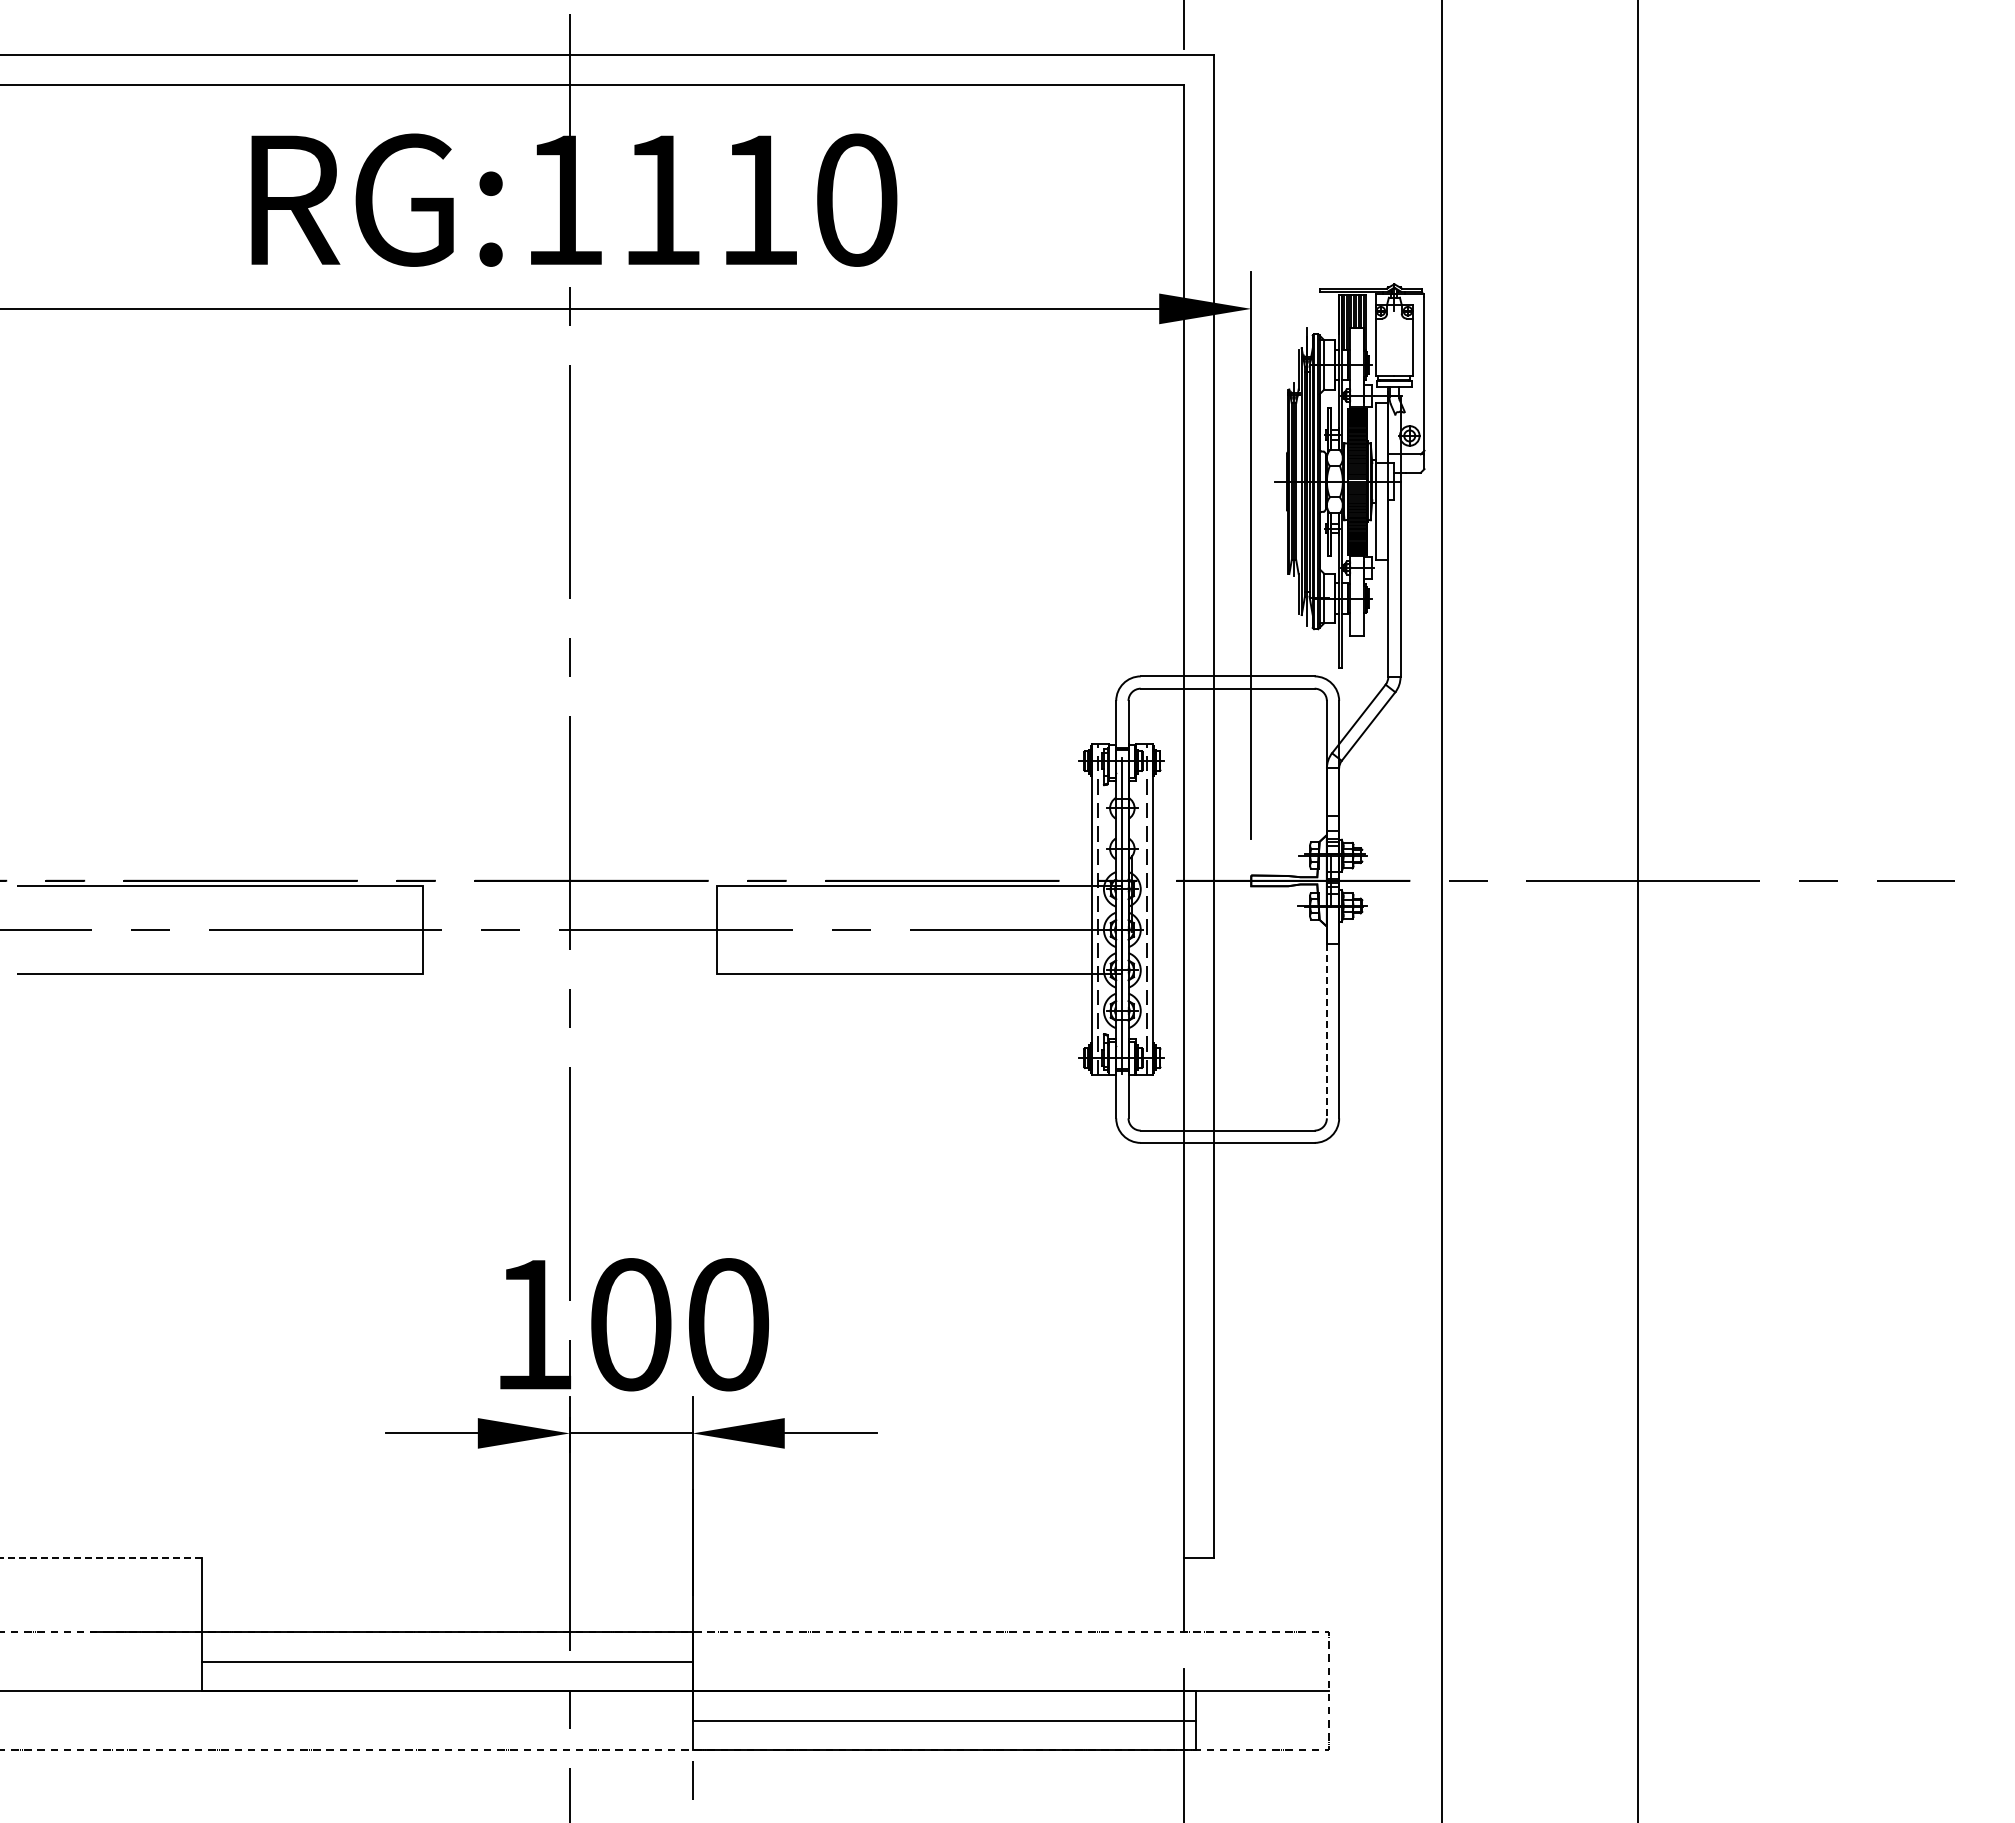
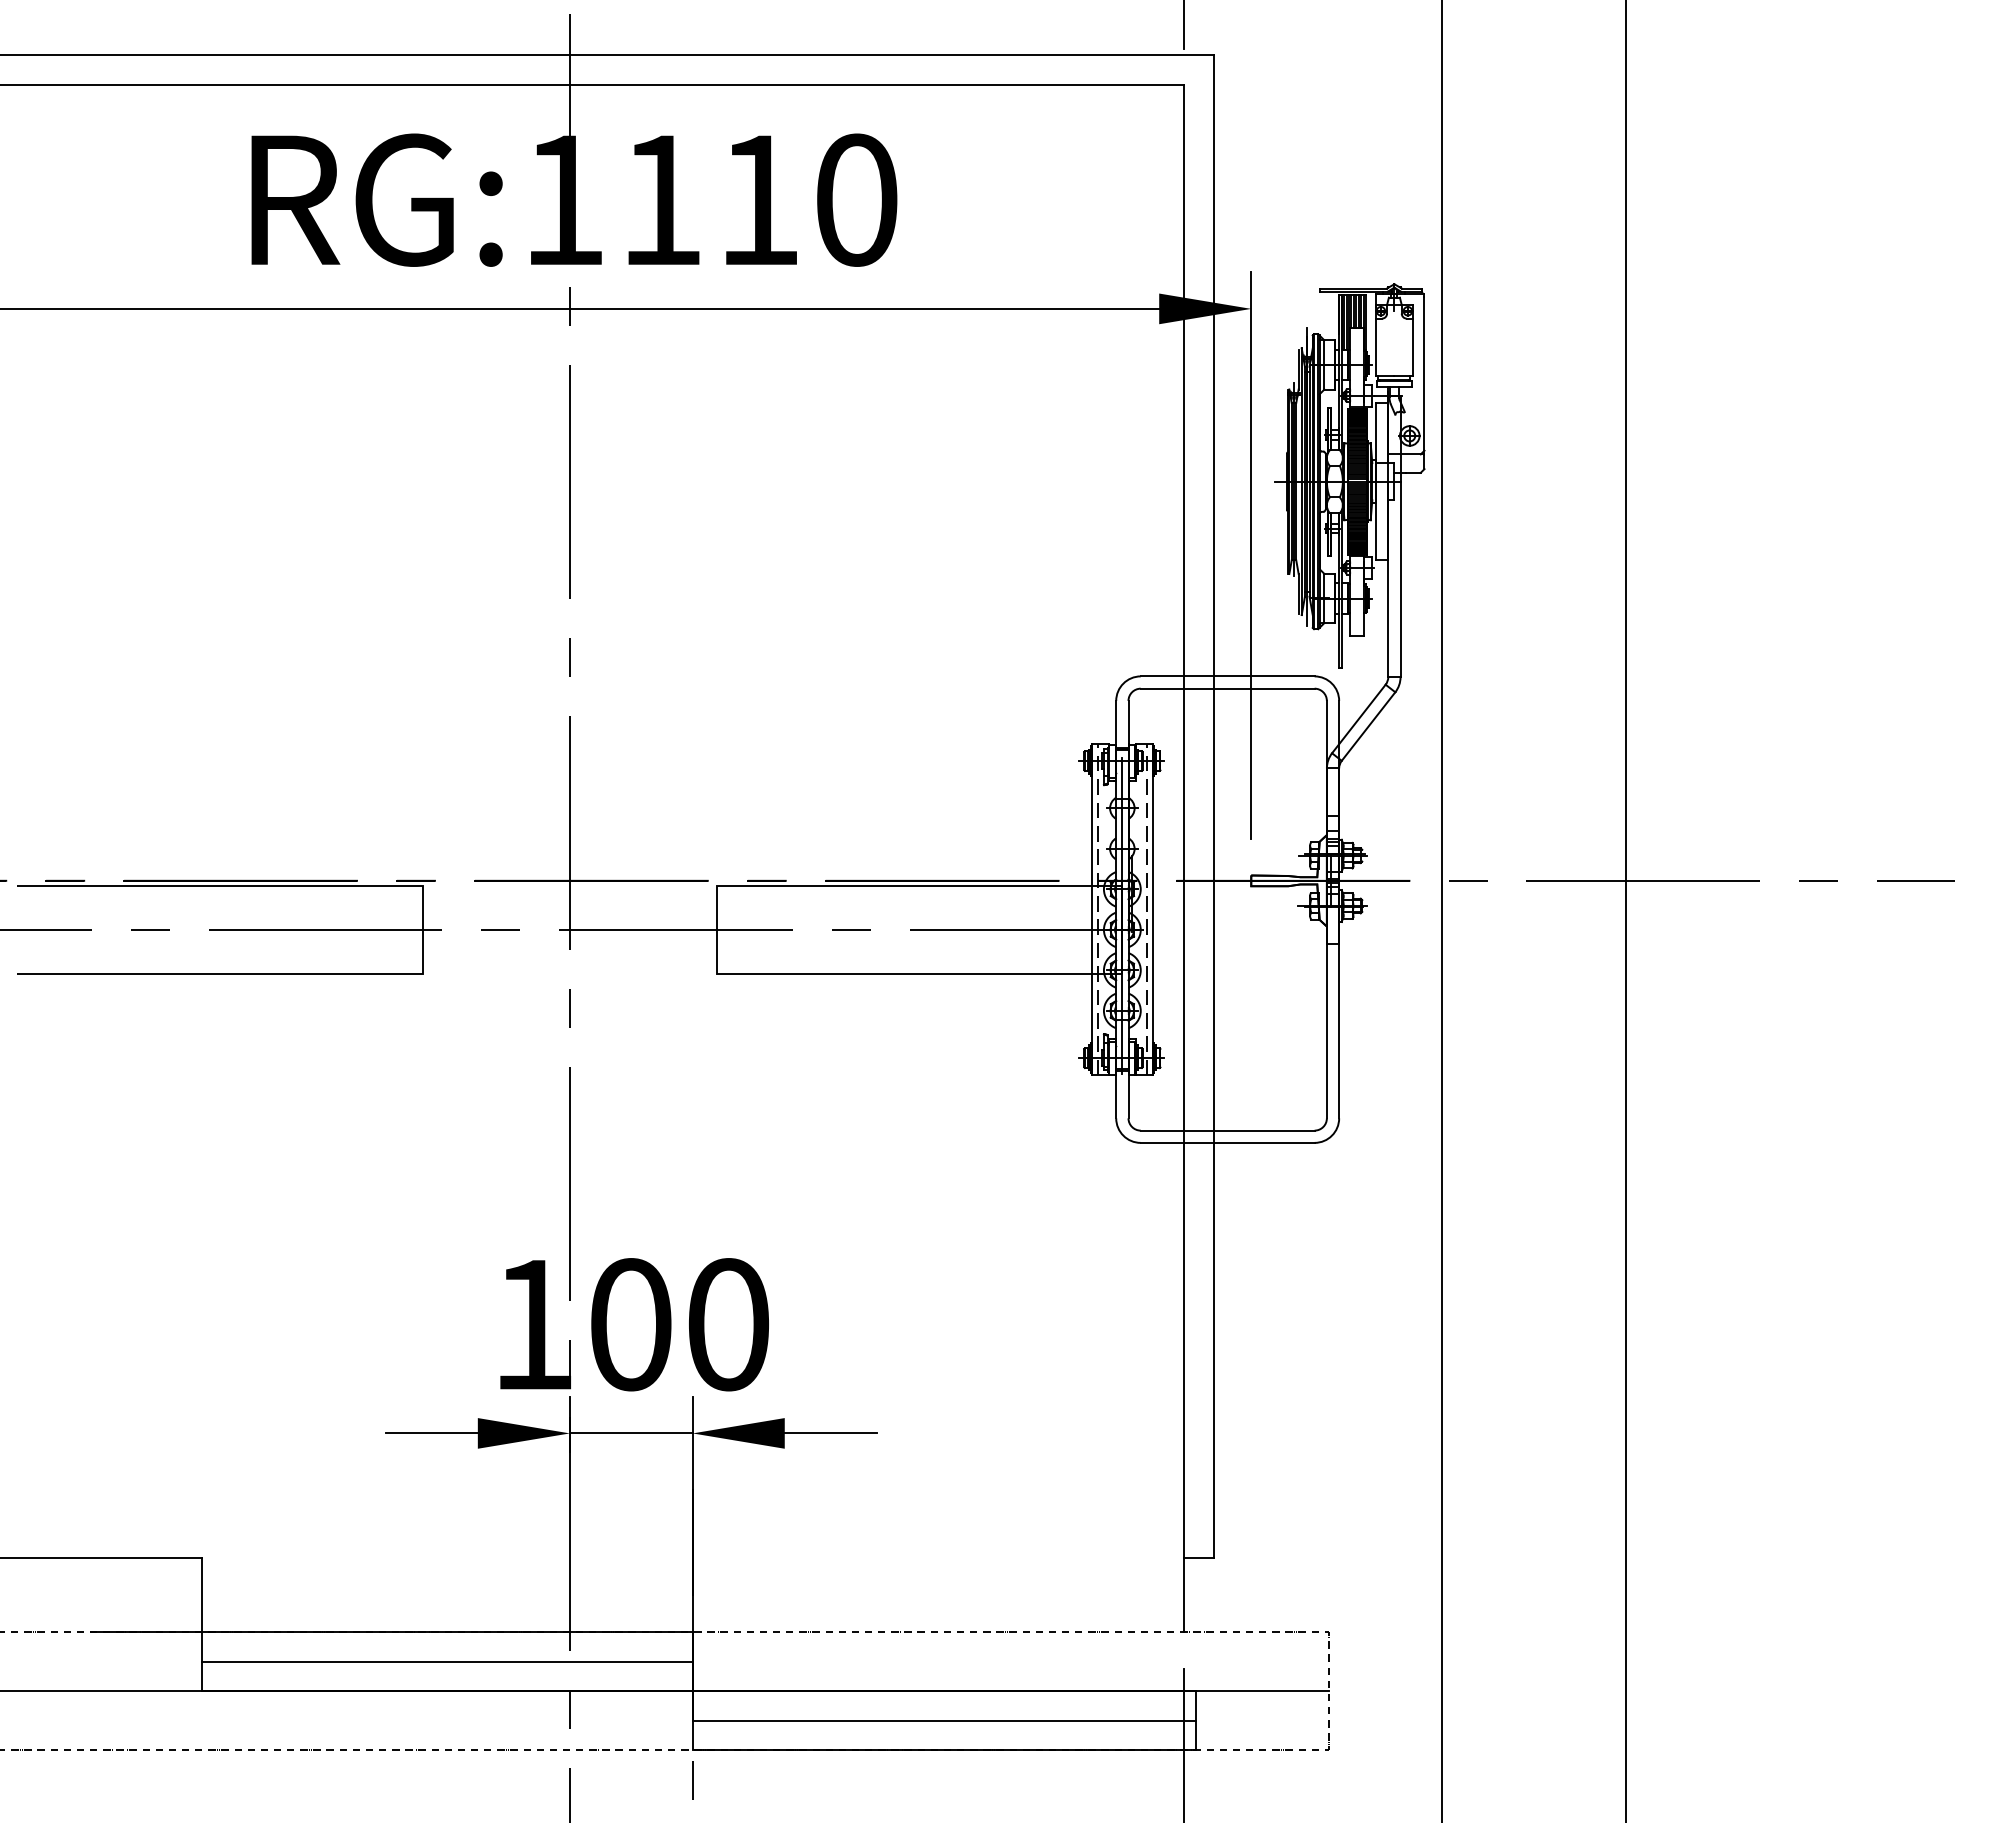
line position: (1637, 910) -> (1625, 910) (1625, 910)
line: dashed -> solid (1326, 1031)
line: dashed -> solid (100, 1558)
